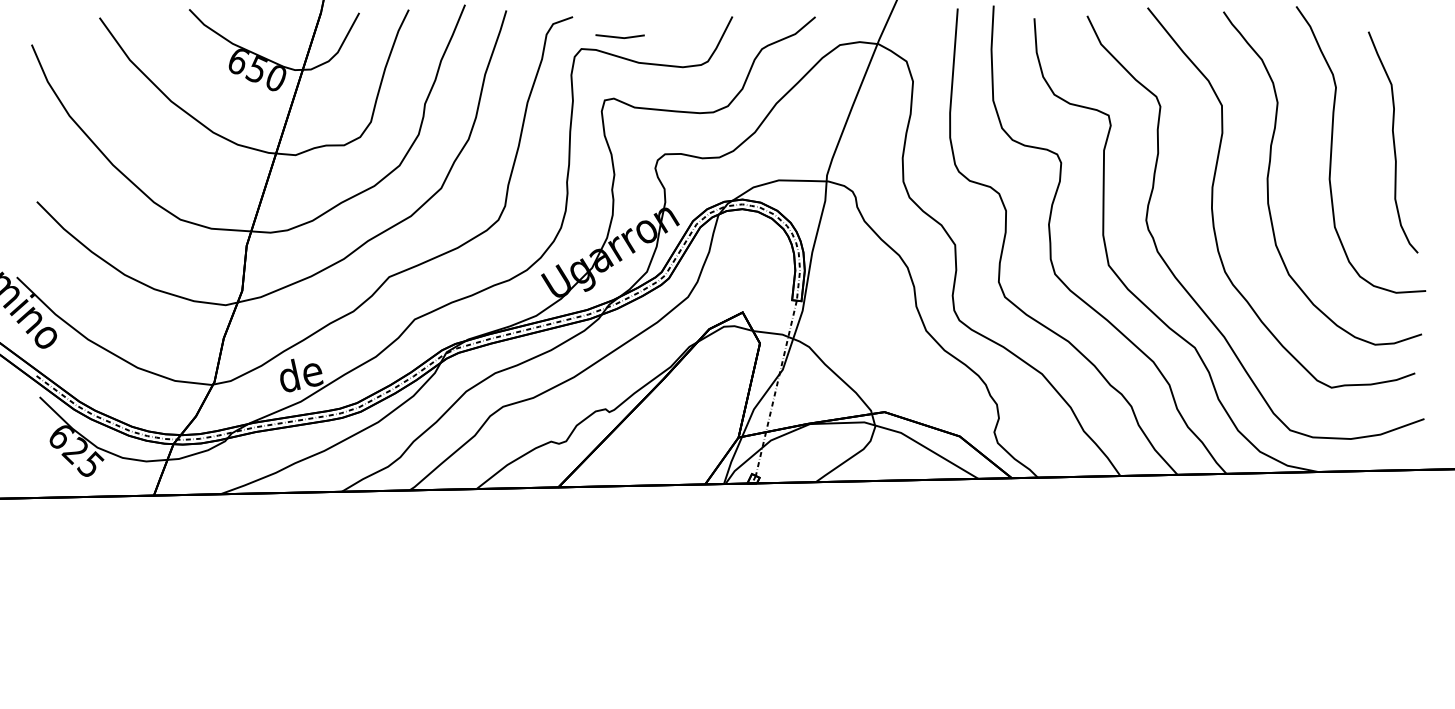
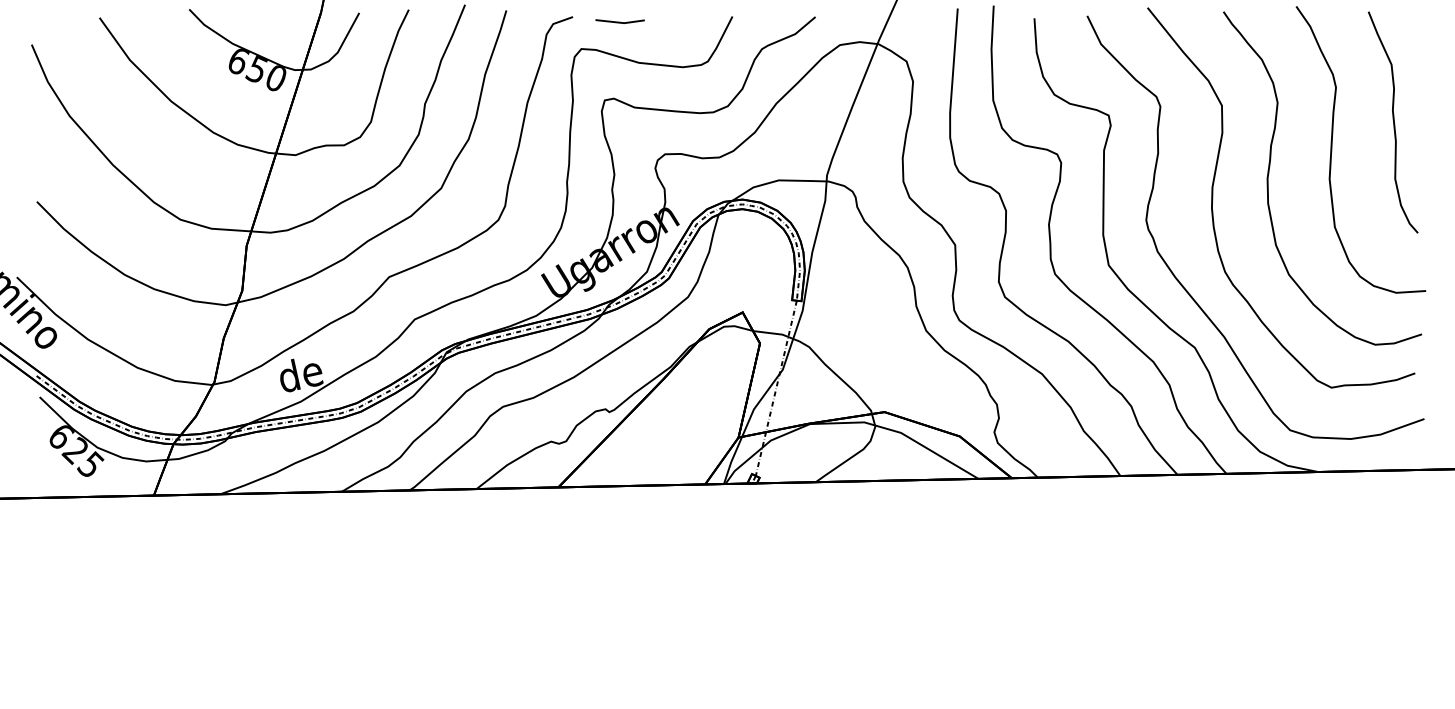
line position: (619, 36) -> (619, 21) (619, 21)
curve position: (1393, 142) -> (1393, 122) (1393, 122)
